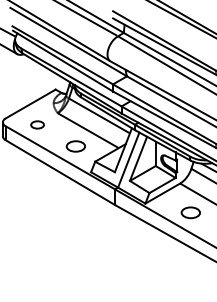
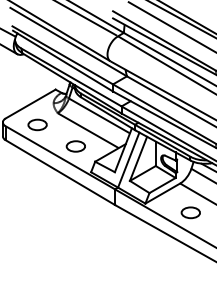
line: none -> present (170, 26)
part size: 15x10 px -> 21x14 px (37, 124)
